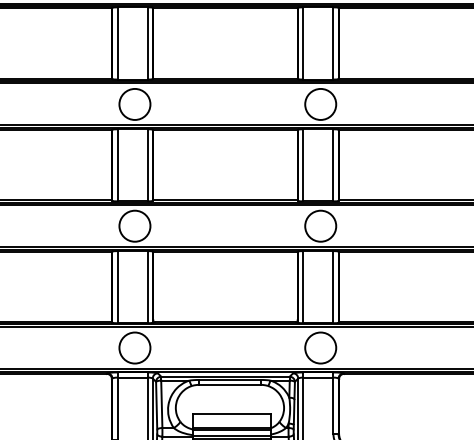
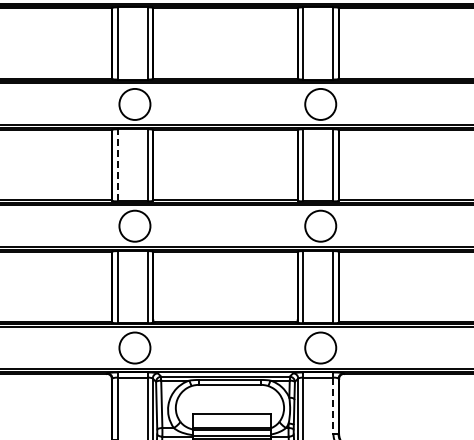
line: solid -> dashed (117, 164)
line: solid -> dashed (333, 406)
